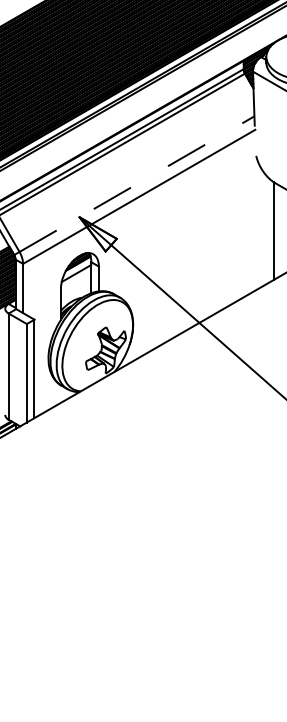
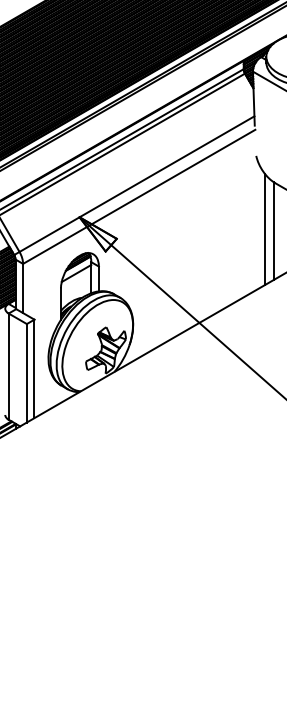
line: dashed -> solid (137, 184)
line: none -> present (264, 229)
